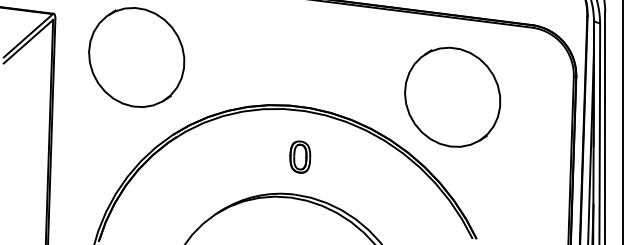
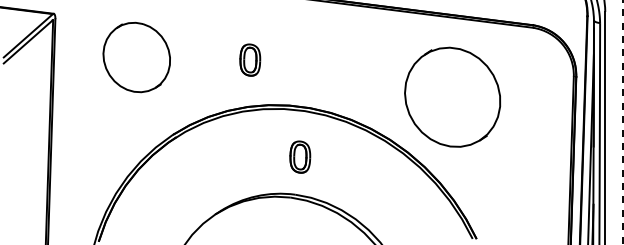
part size: 98x101 px -> 69x73 px (136, 57)
part: none -> present (250, 59)
line: solid -> dashed (623, 122)
